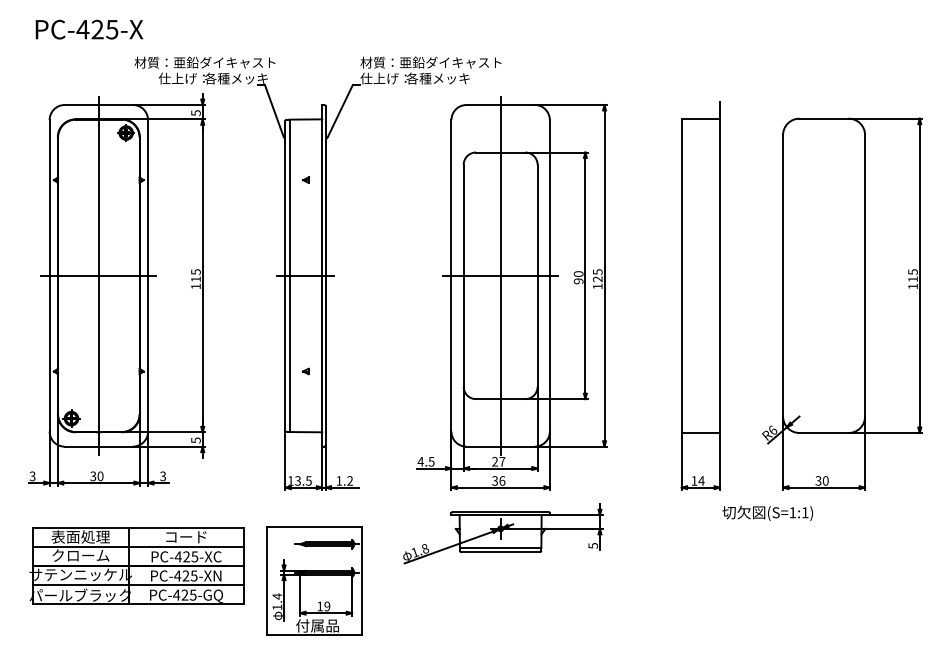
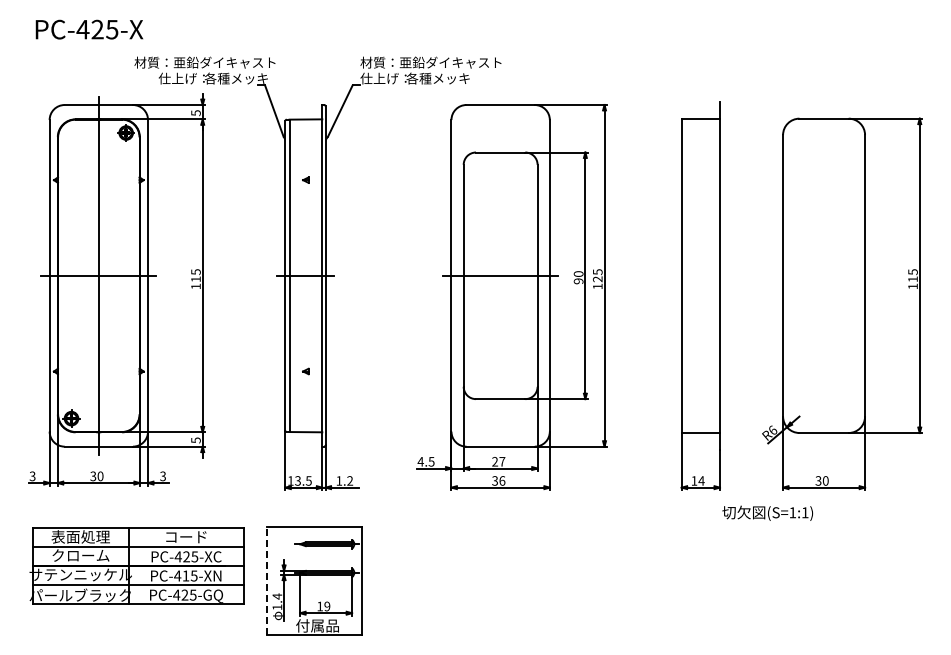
line: present -> none (500, 275)
part: present -> none (503, 533)
text: PC-425-XN -> PC-415-XN (185, 575)
line: solid -> dashed (266, 581)
